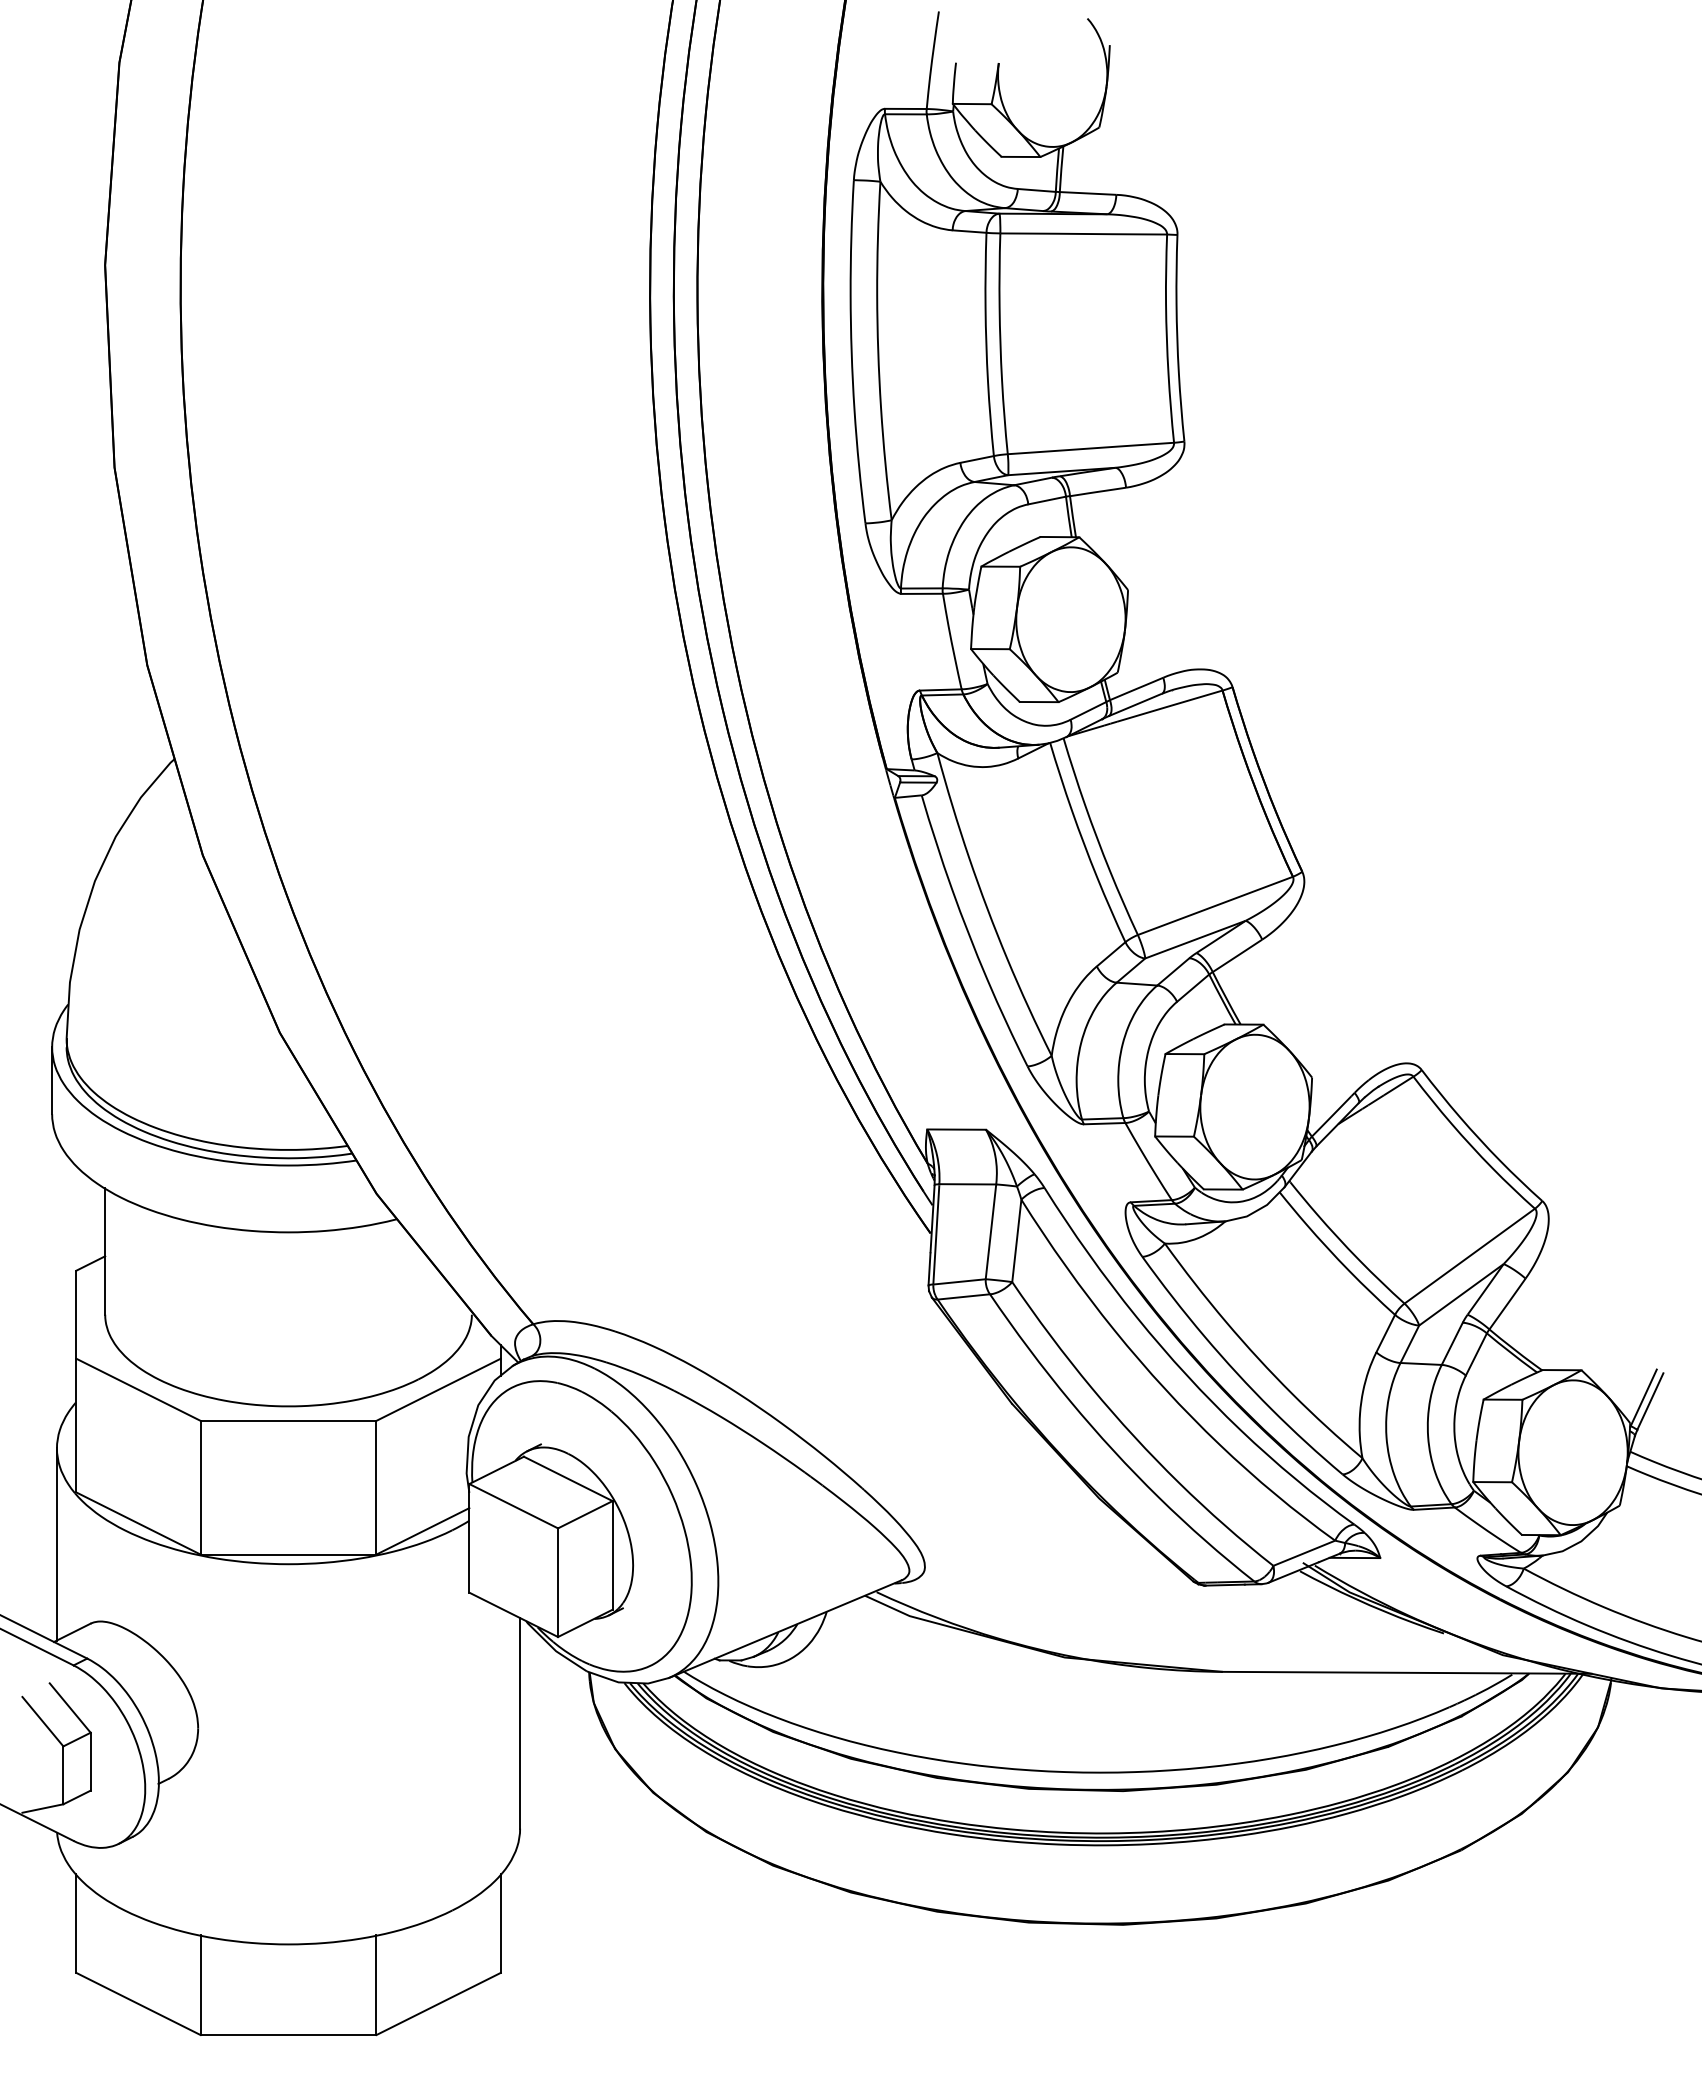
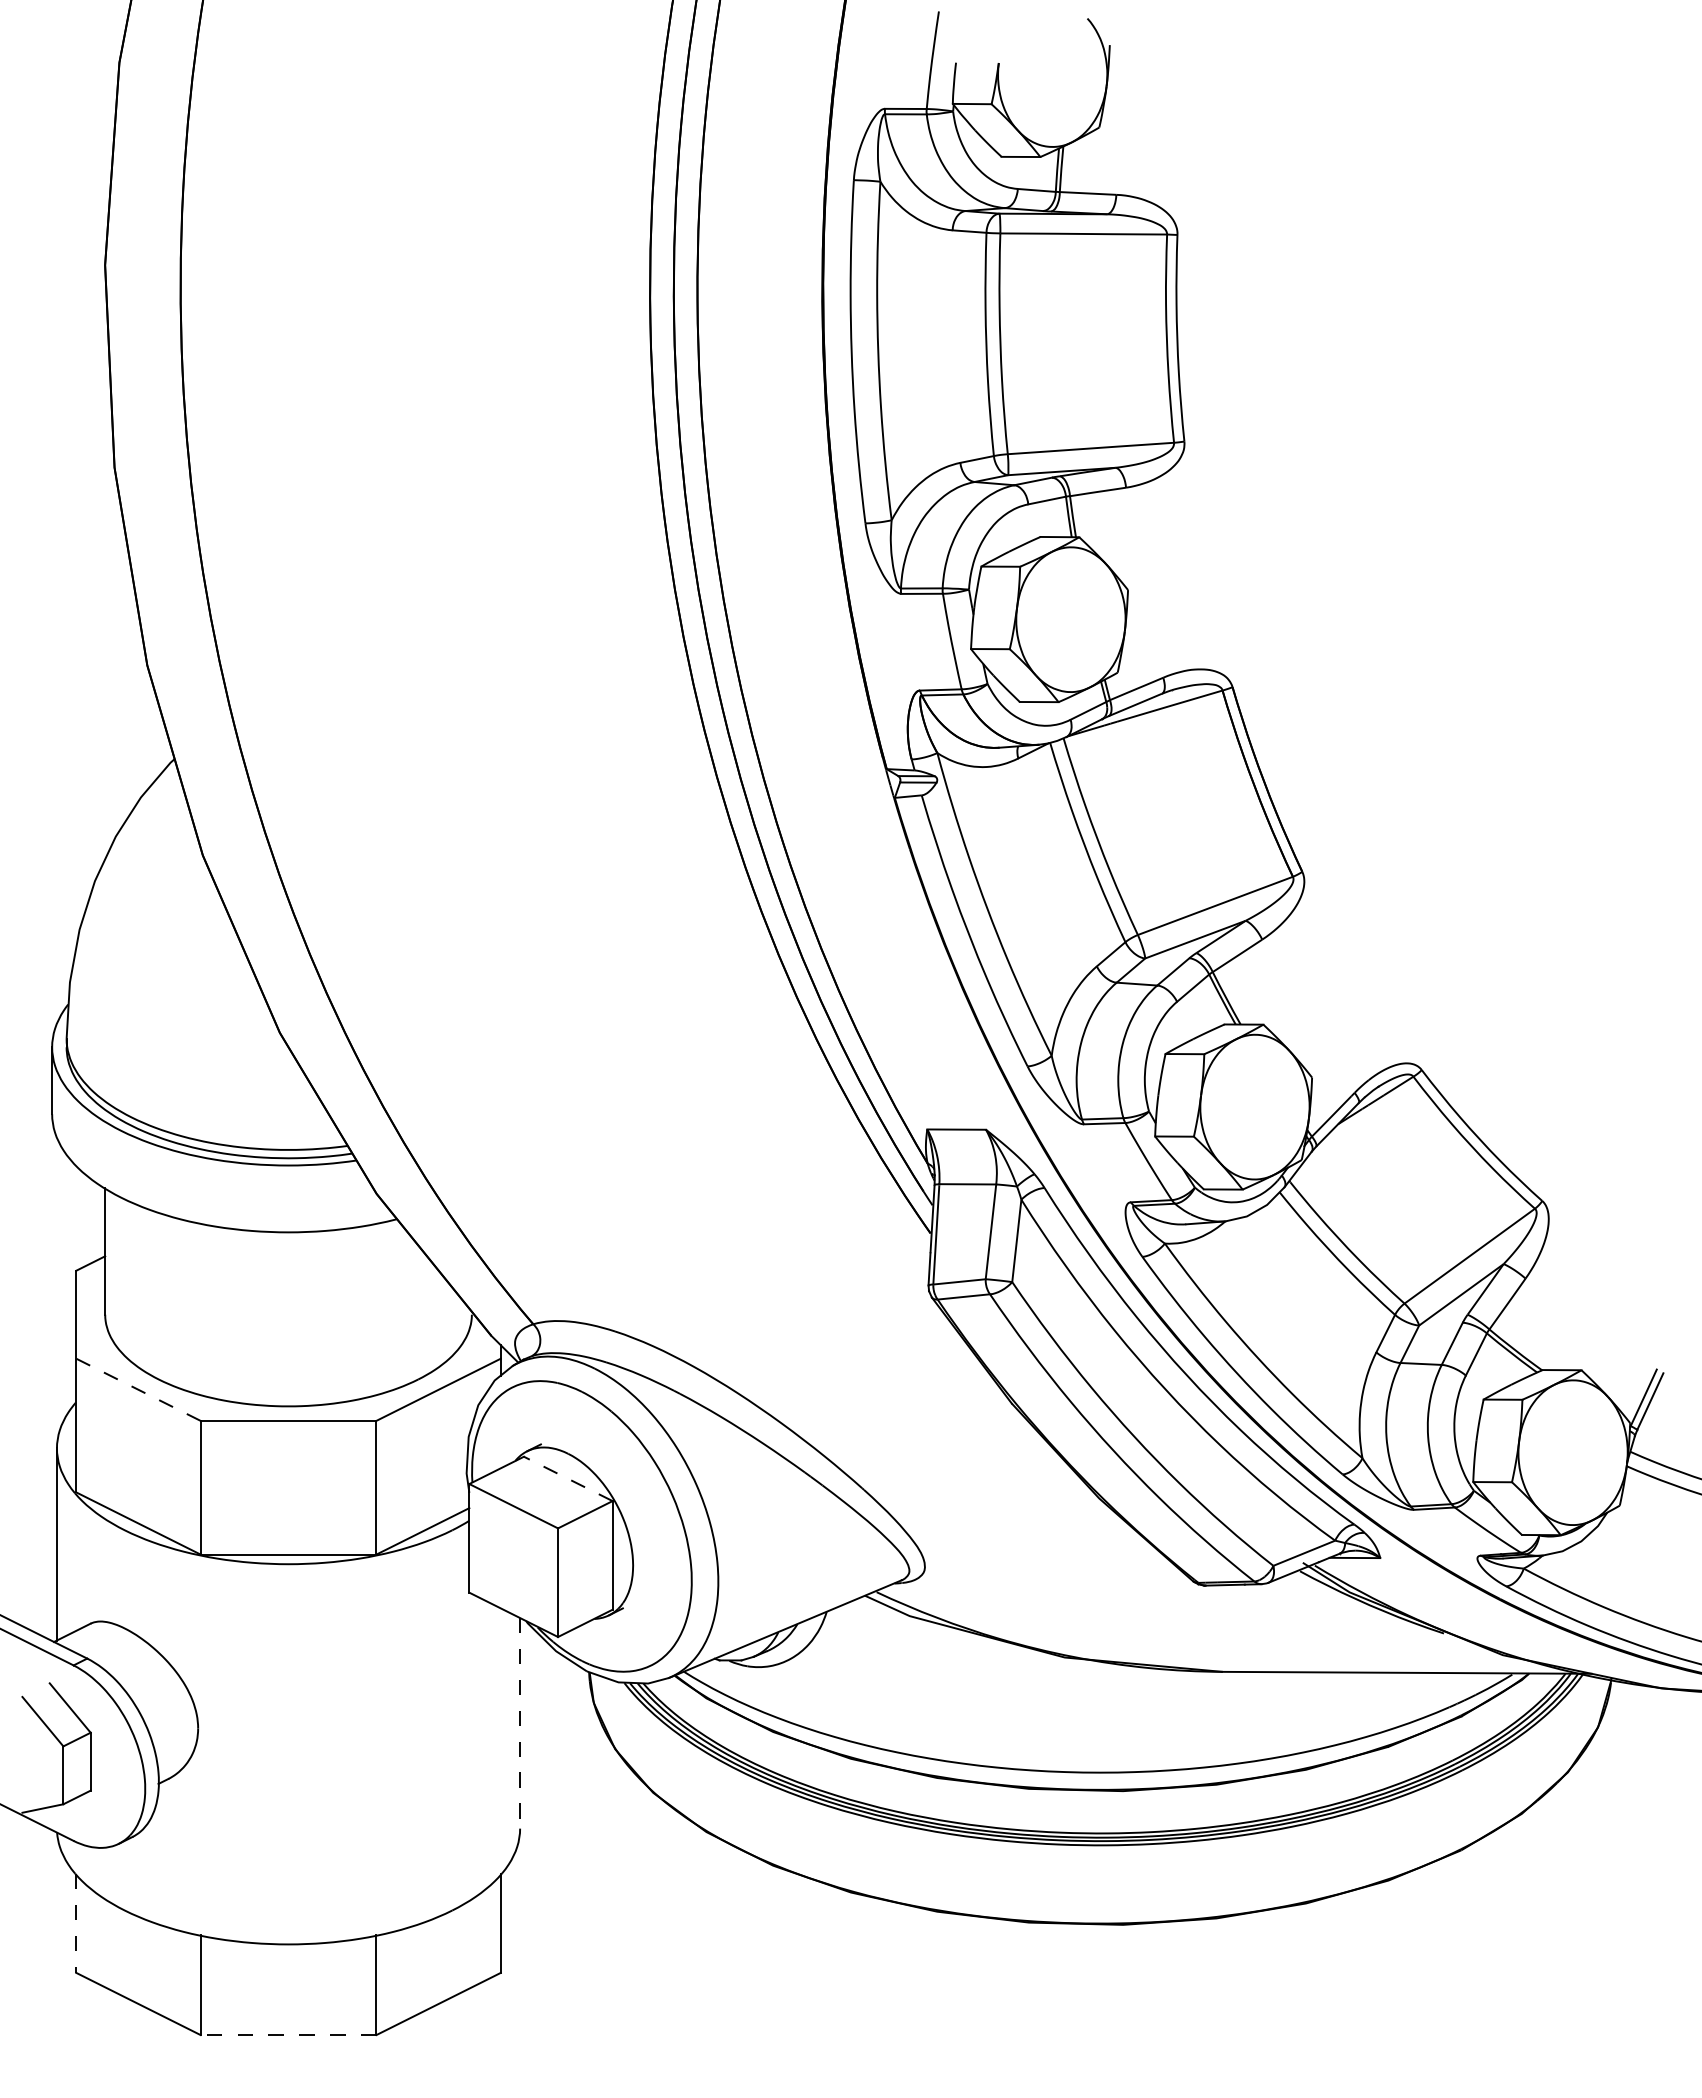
line: solid -> dashed (138, 1389)
line: solid -> dashed (568, 1478)
line: solid -> dashed (520, 1723)
line: solid -> dashed (76, 1923)
line: solid -> dashed (288, 2035)
